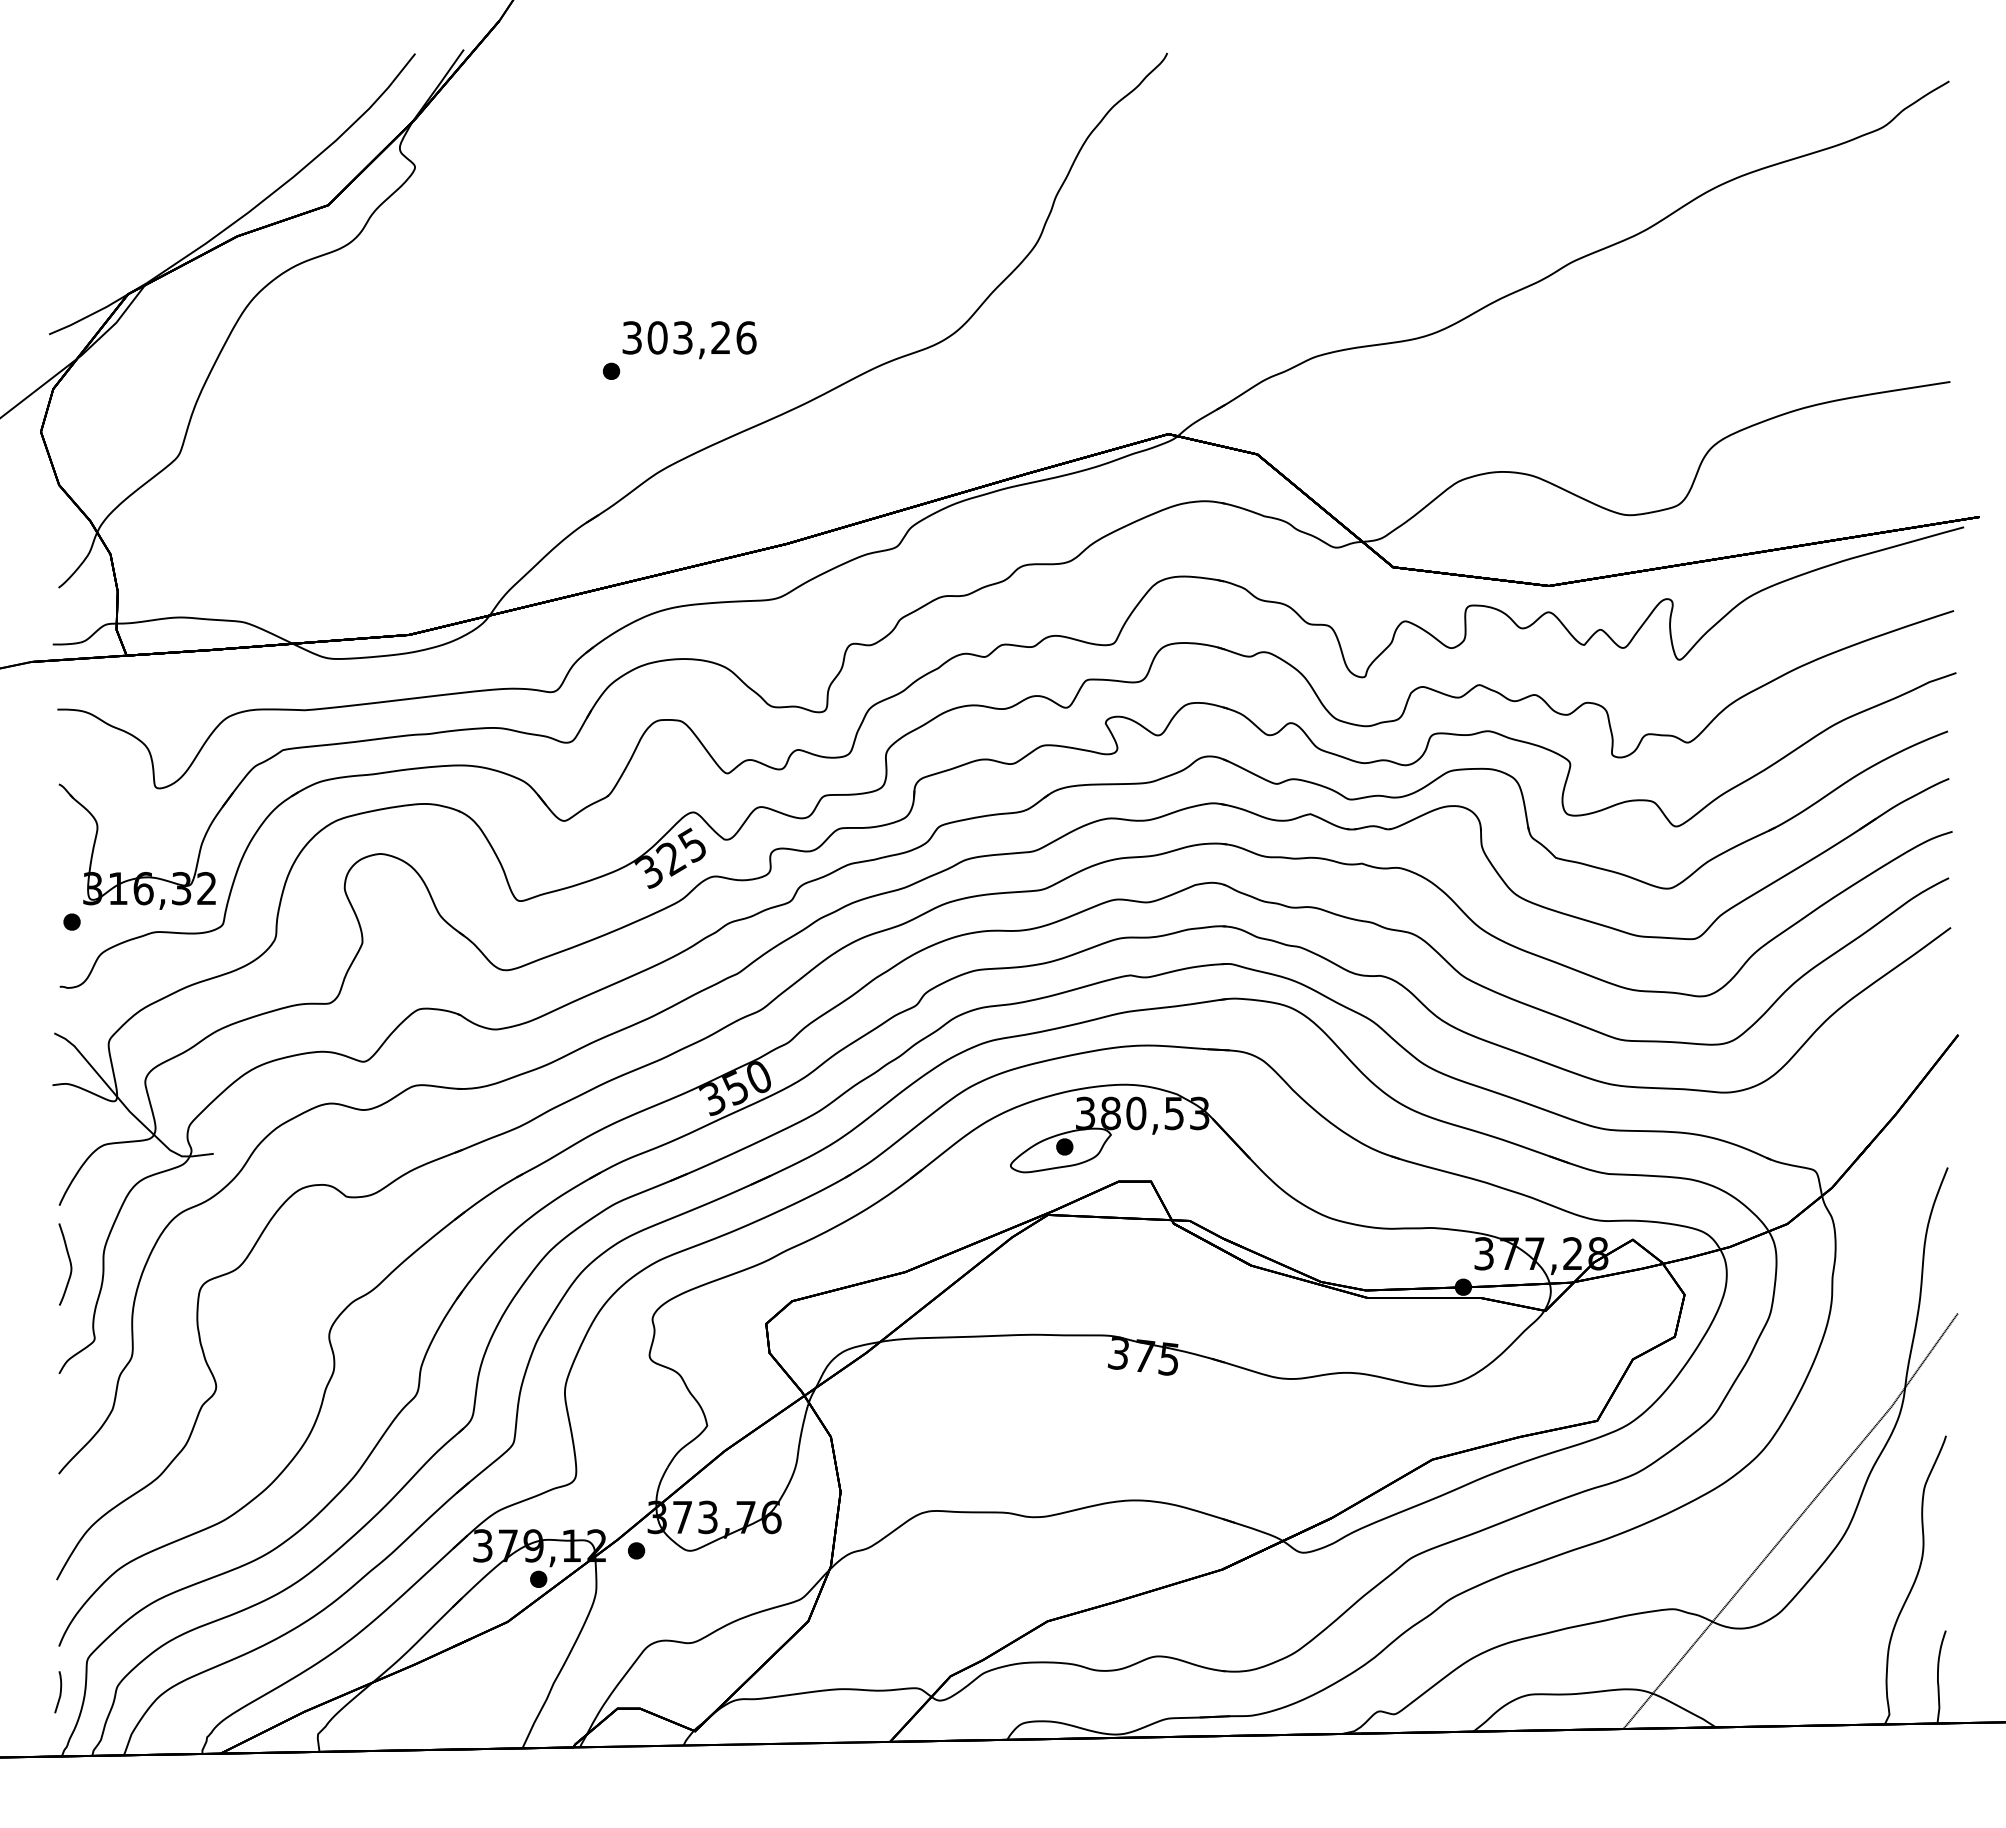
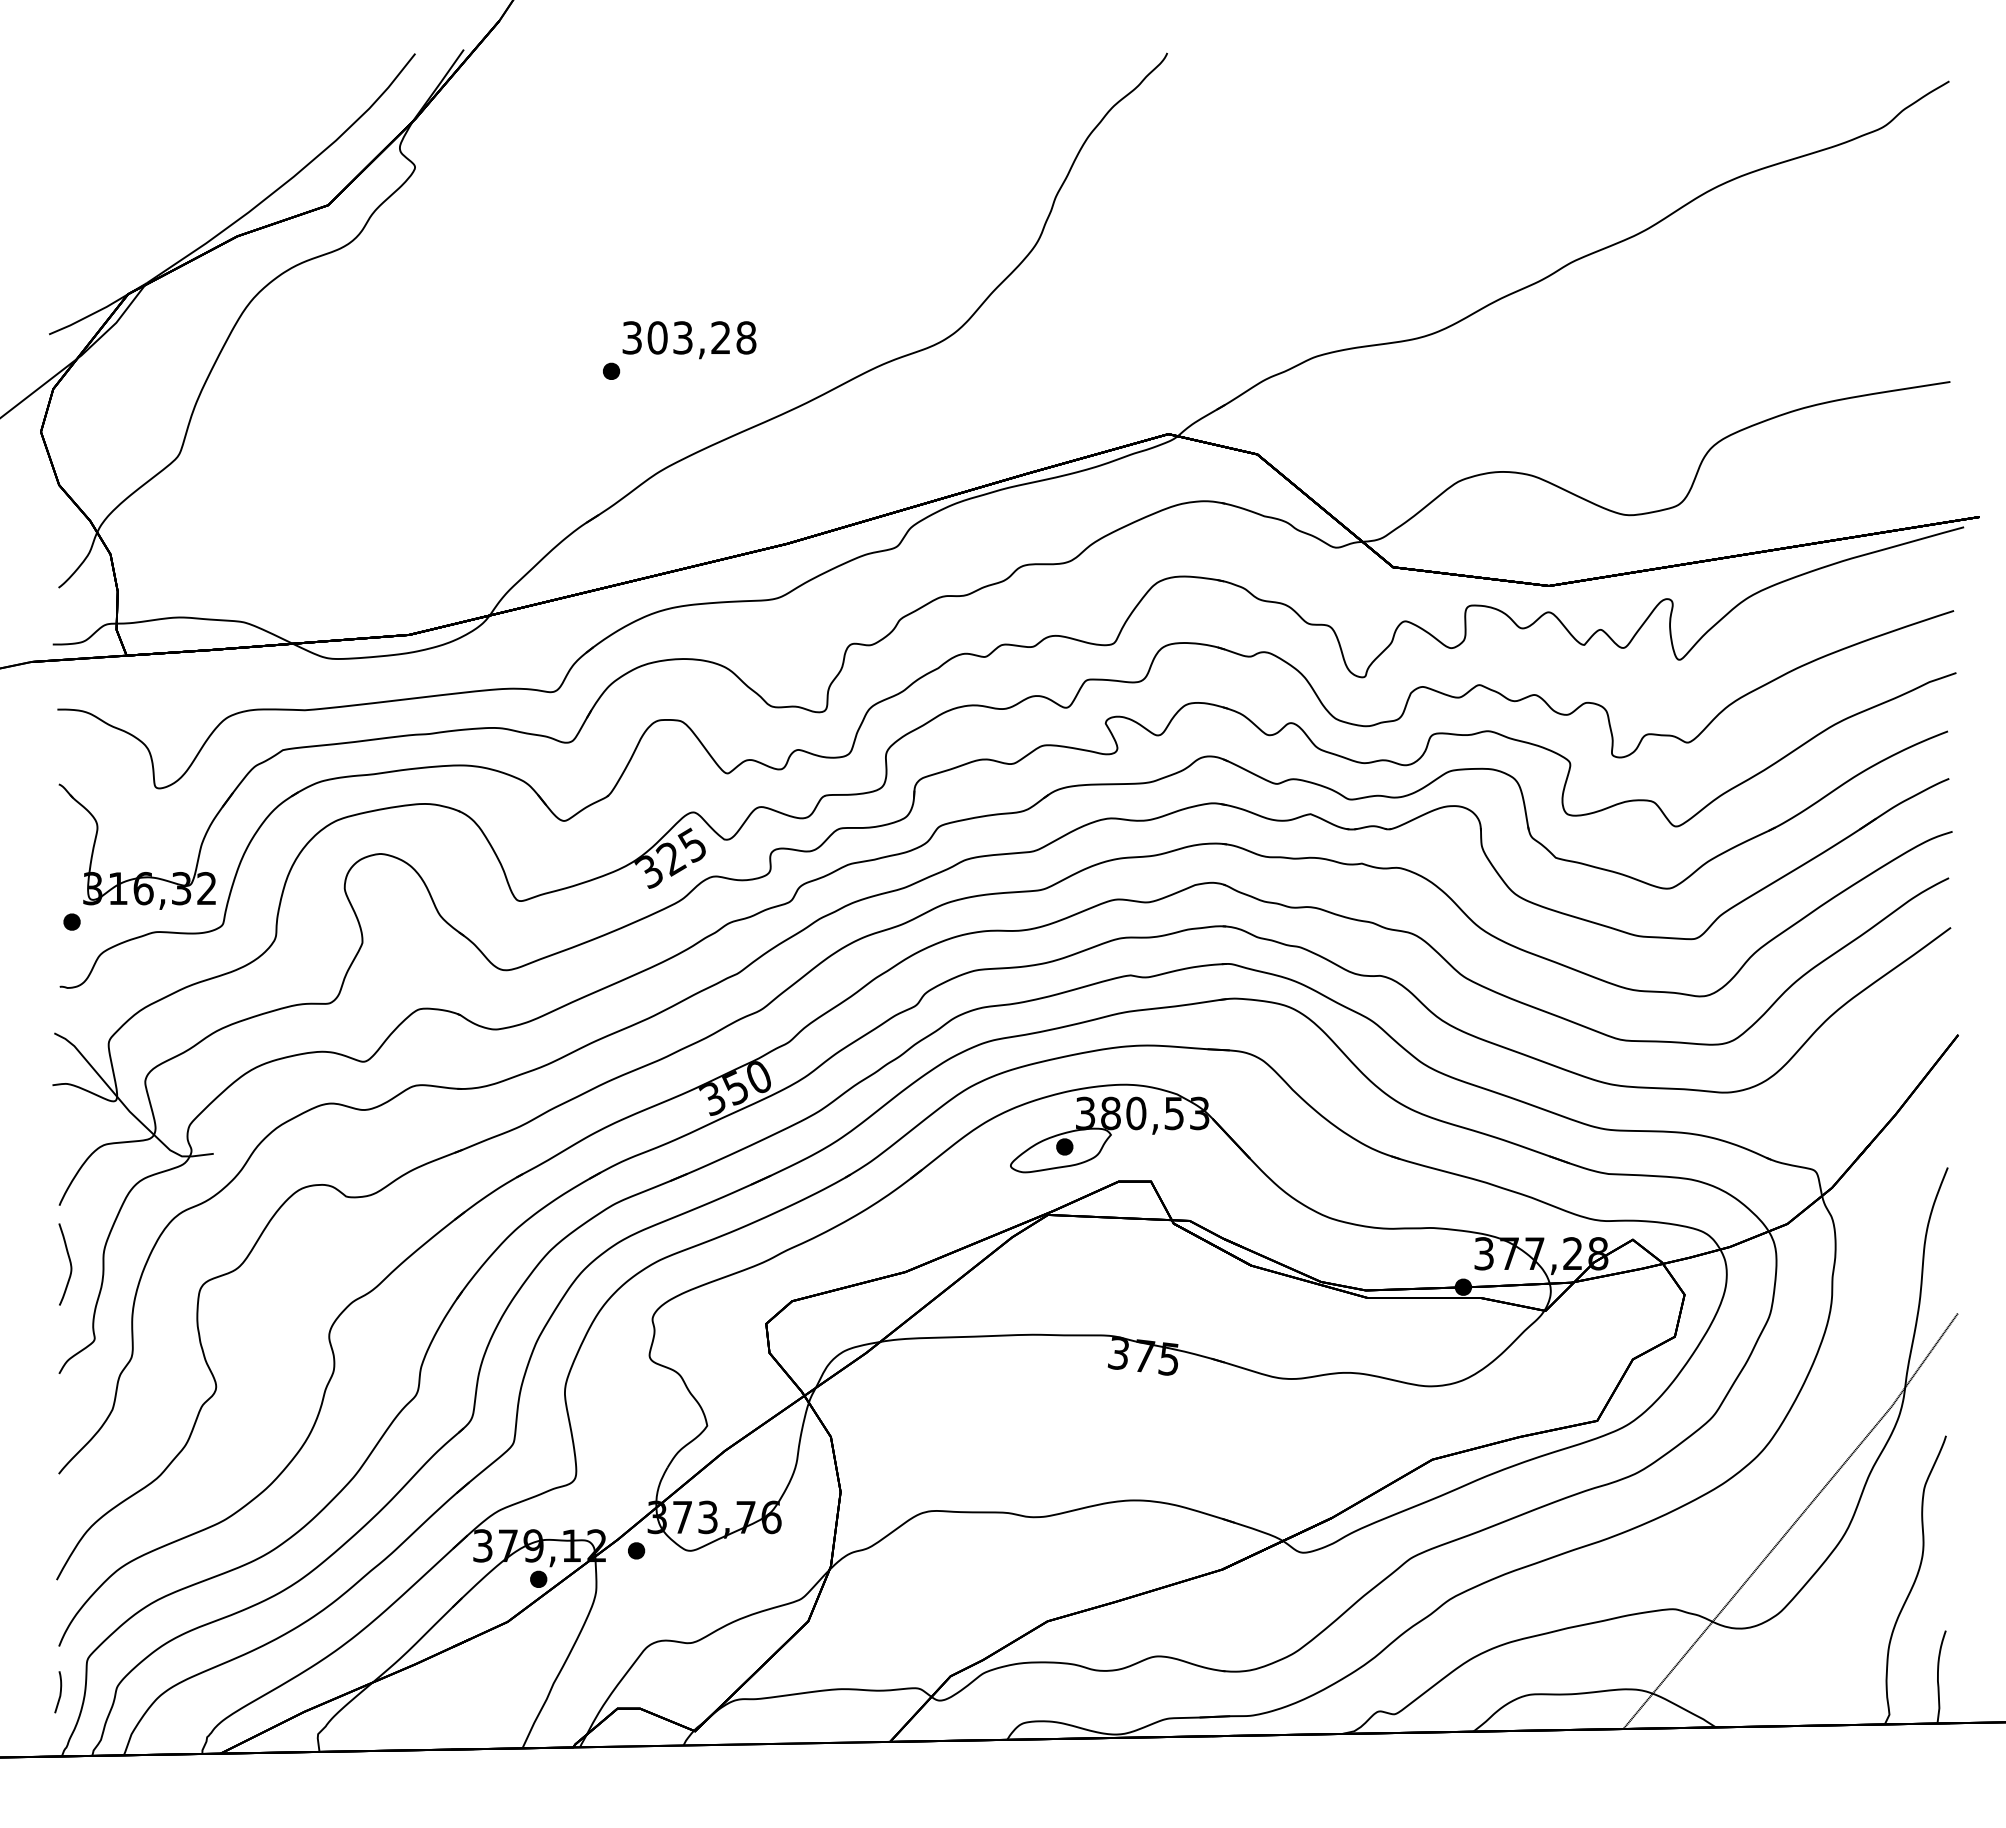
text: 303,26 -> 303,28 (746, 337)
